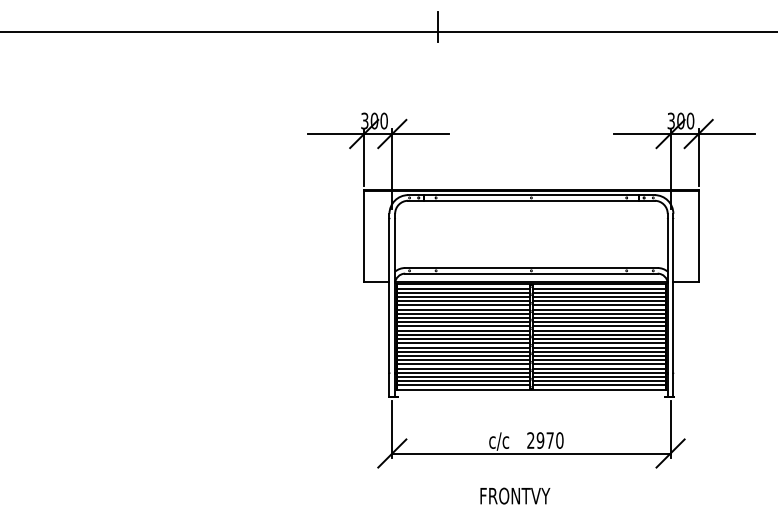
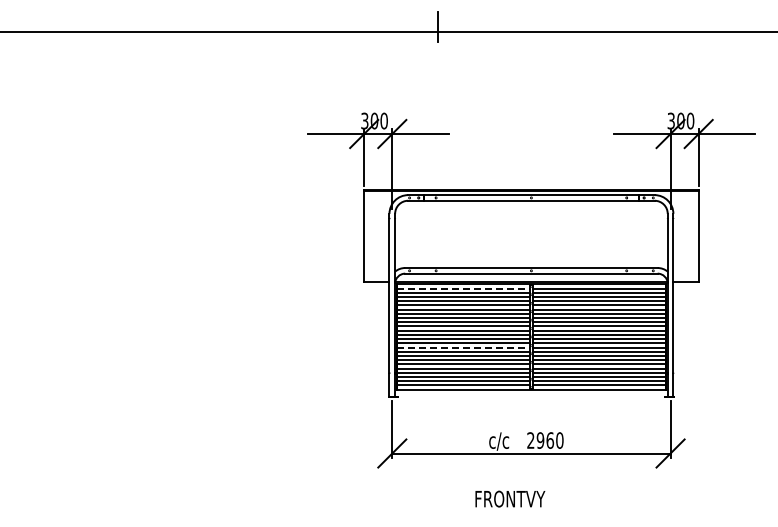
line: solid -> dashed (464, 288)
line: solid -> dashed (464, 347)
text: 2970 -> 2960 (550, 440)
text position: (515, 495) -> (510, 498) (510, 498)
